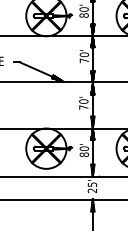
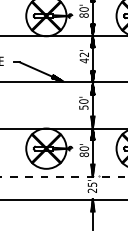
text: 70' -> 42' (84, 57)
text: 70' -> 50' (83, 107)
line: solid -> dashed (63, 176)
